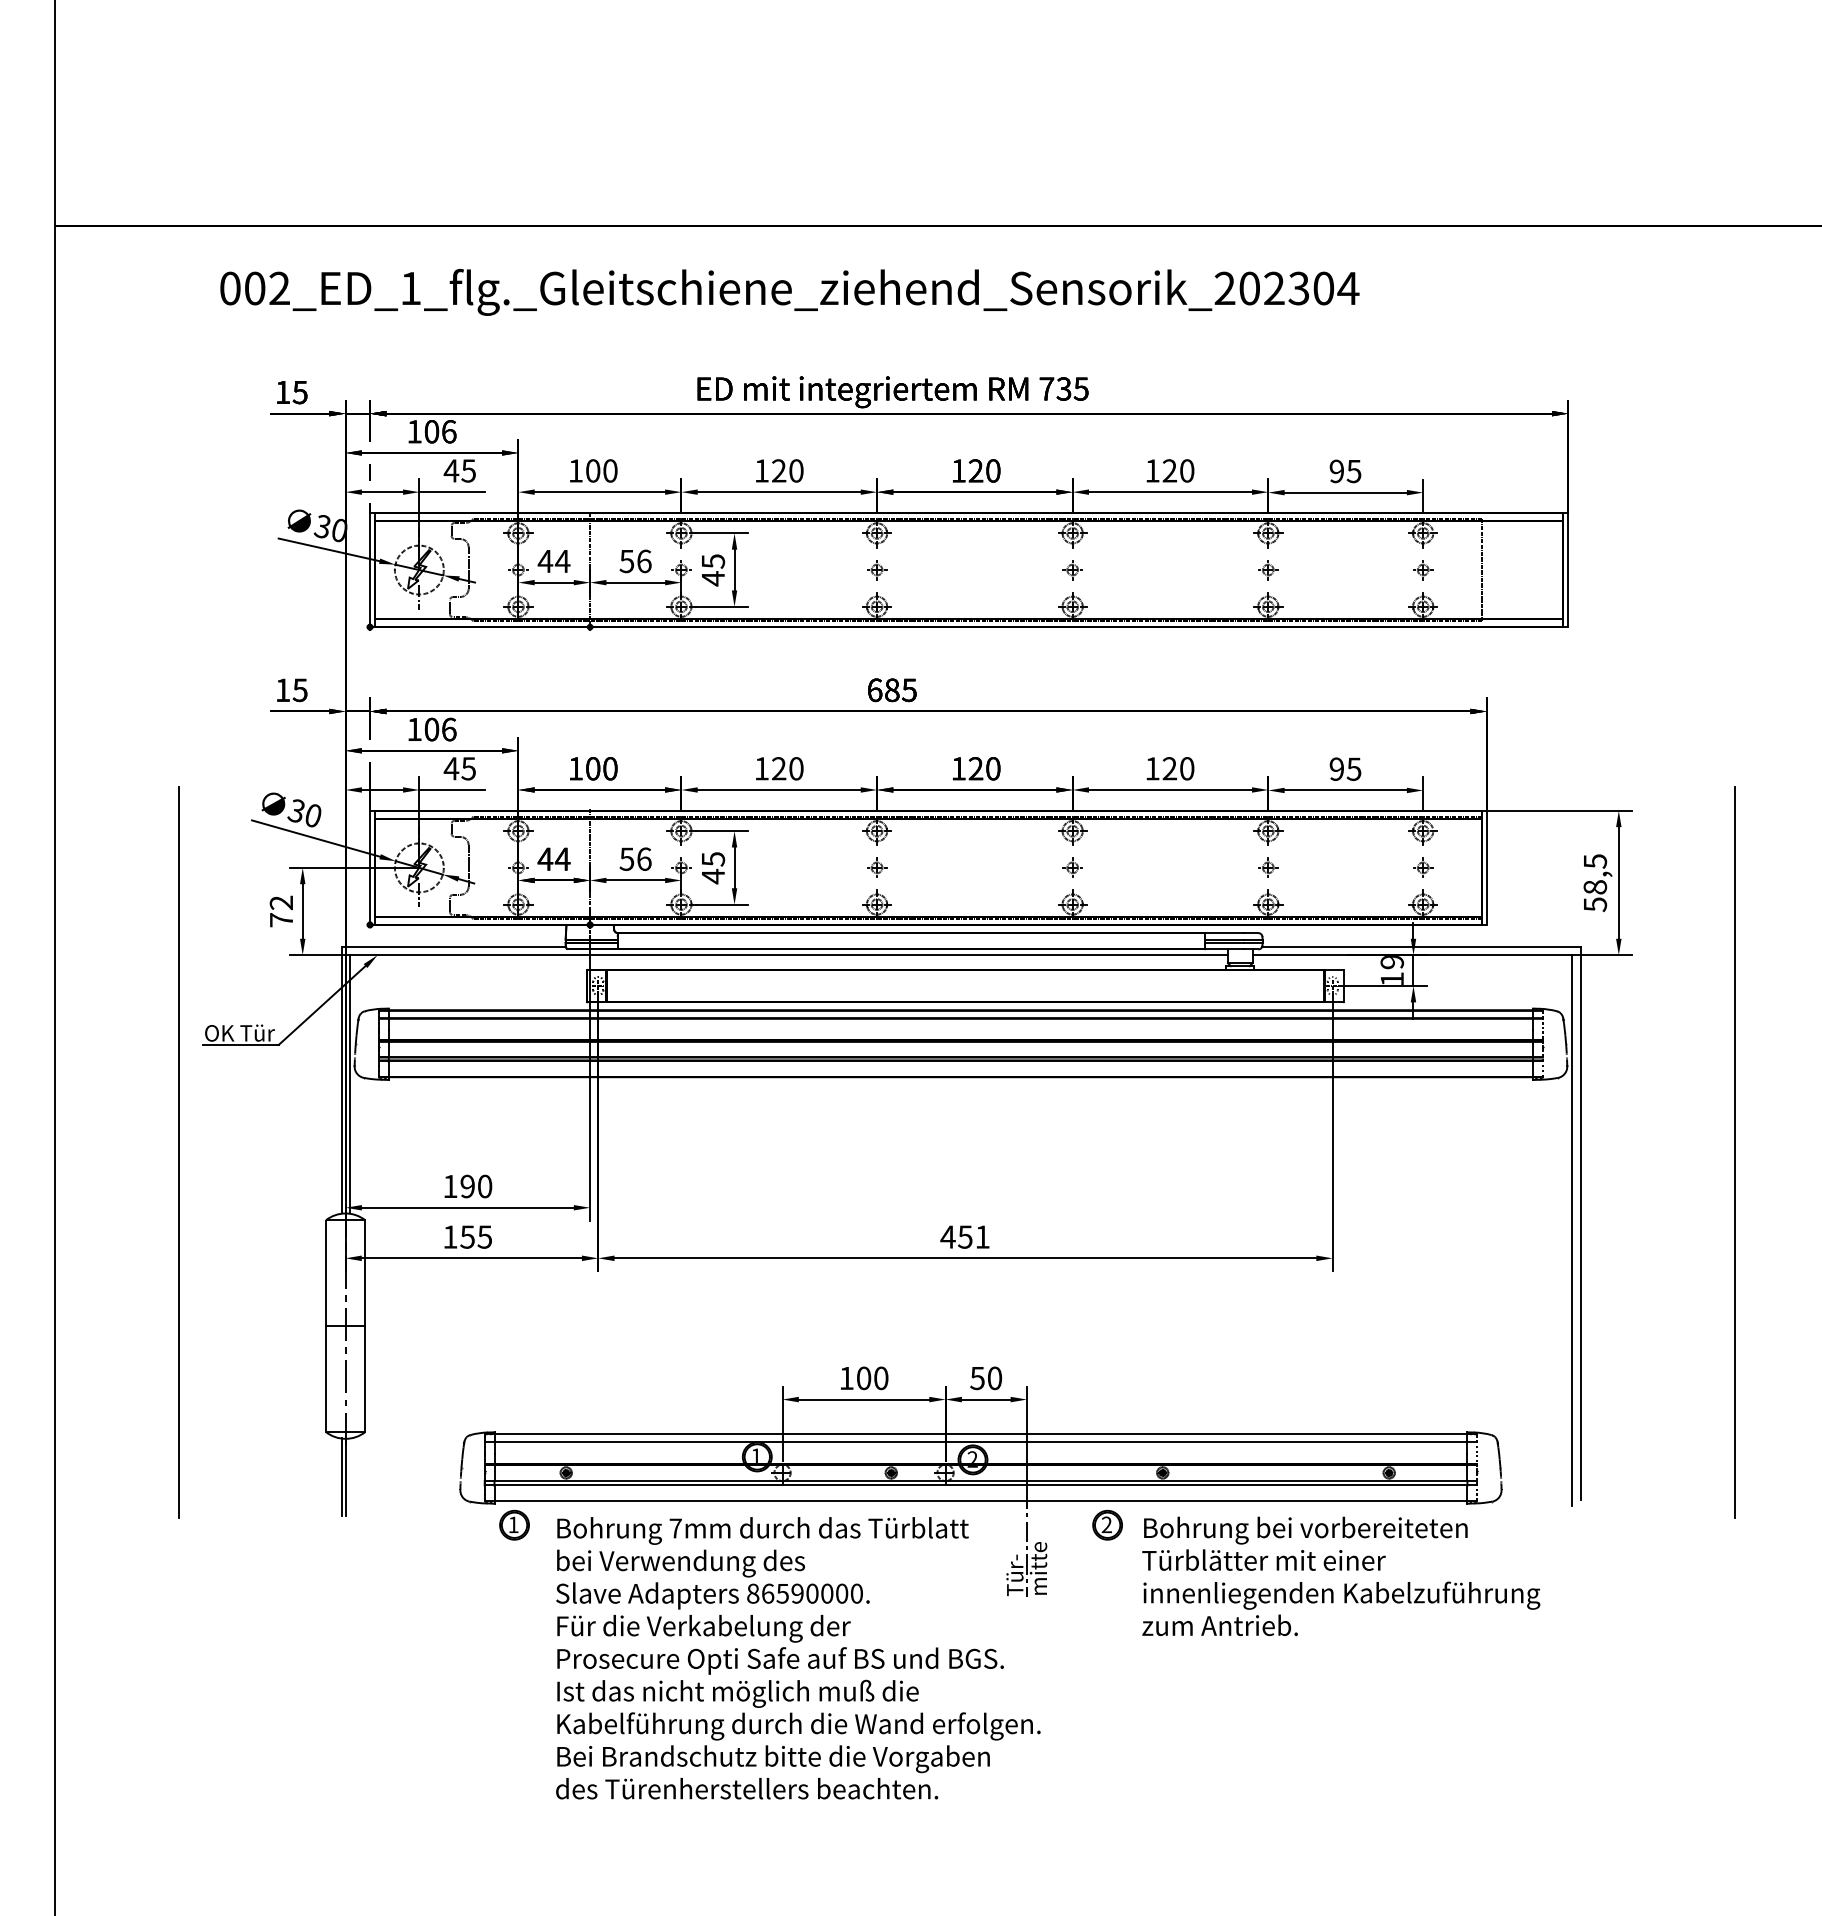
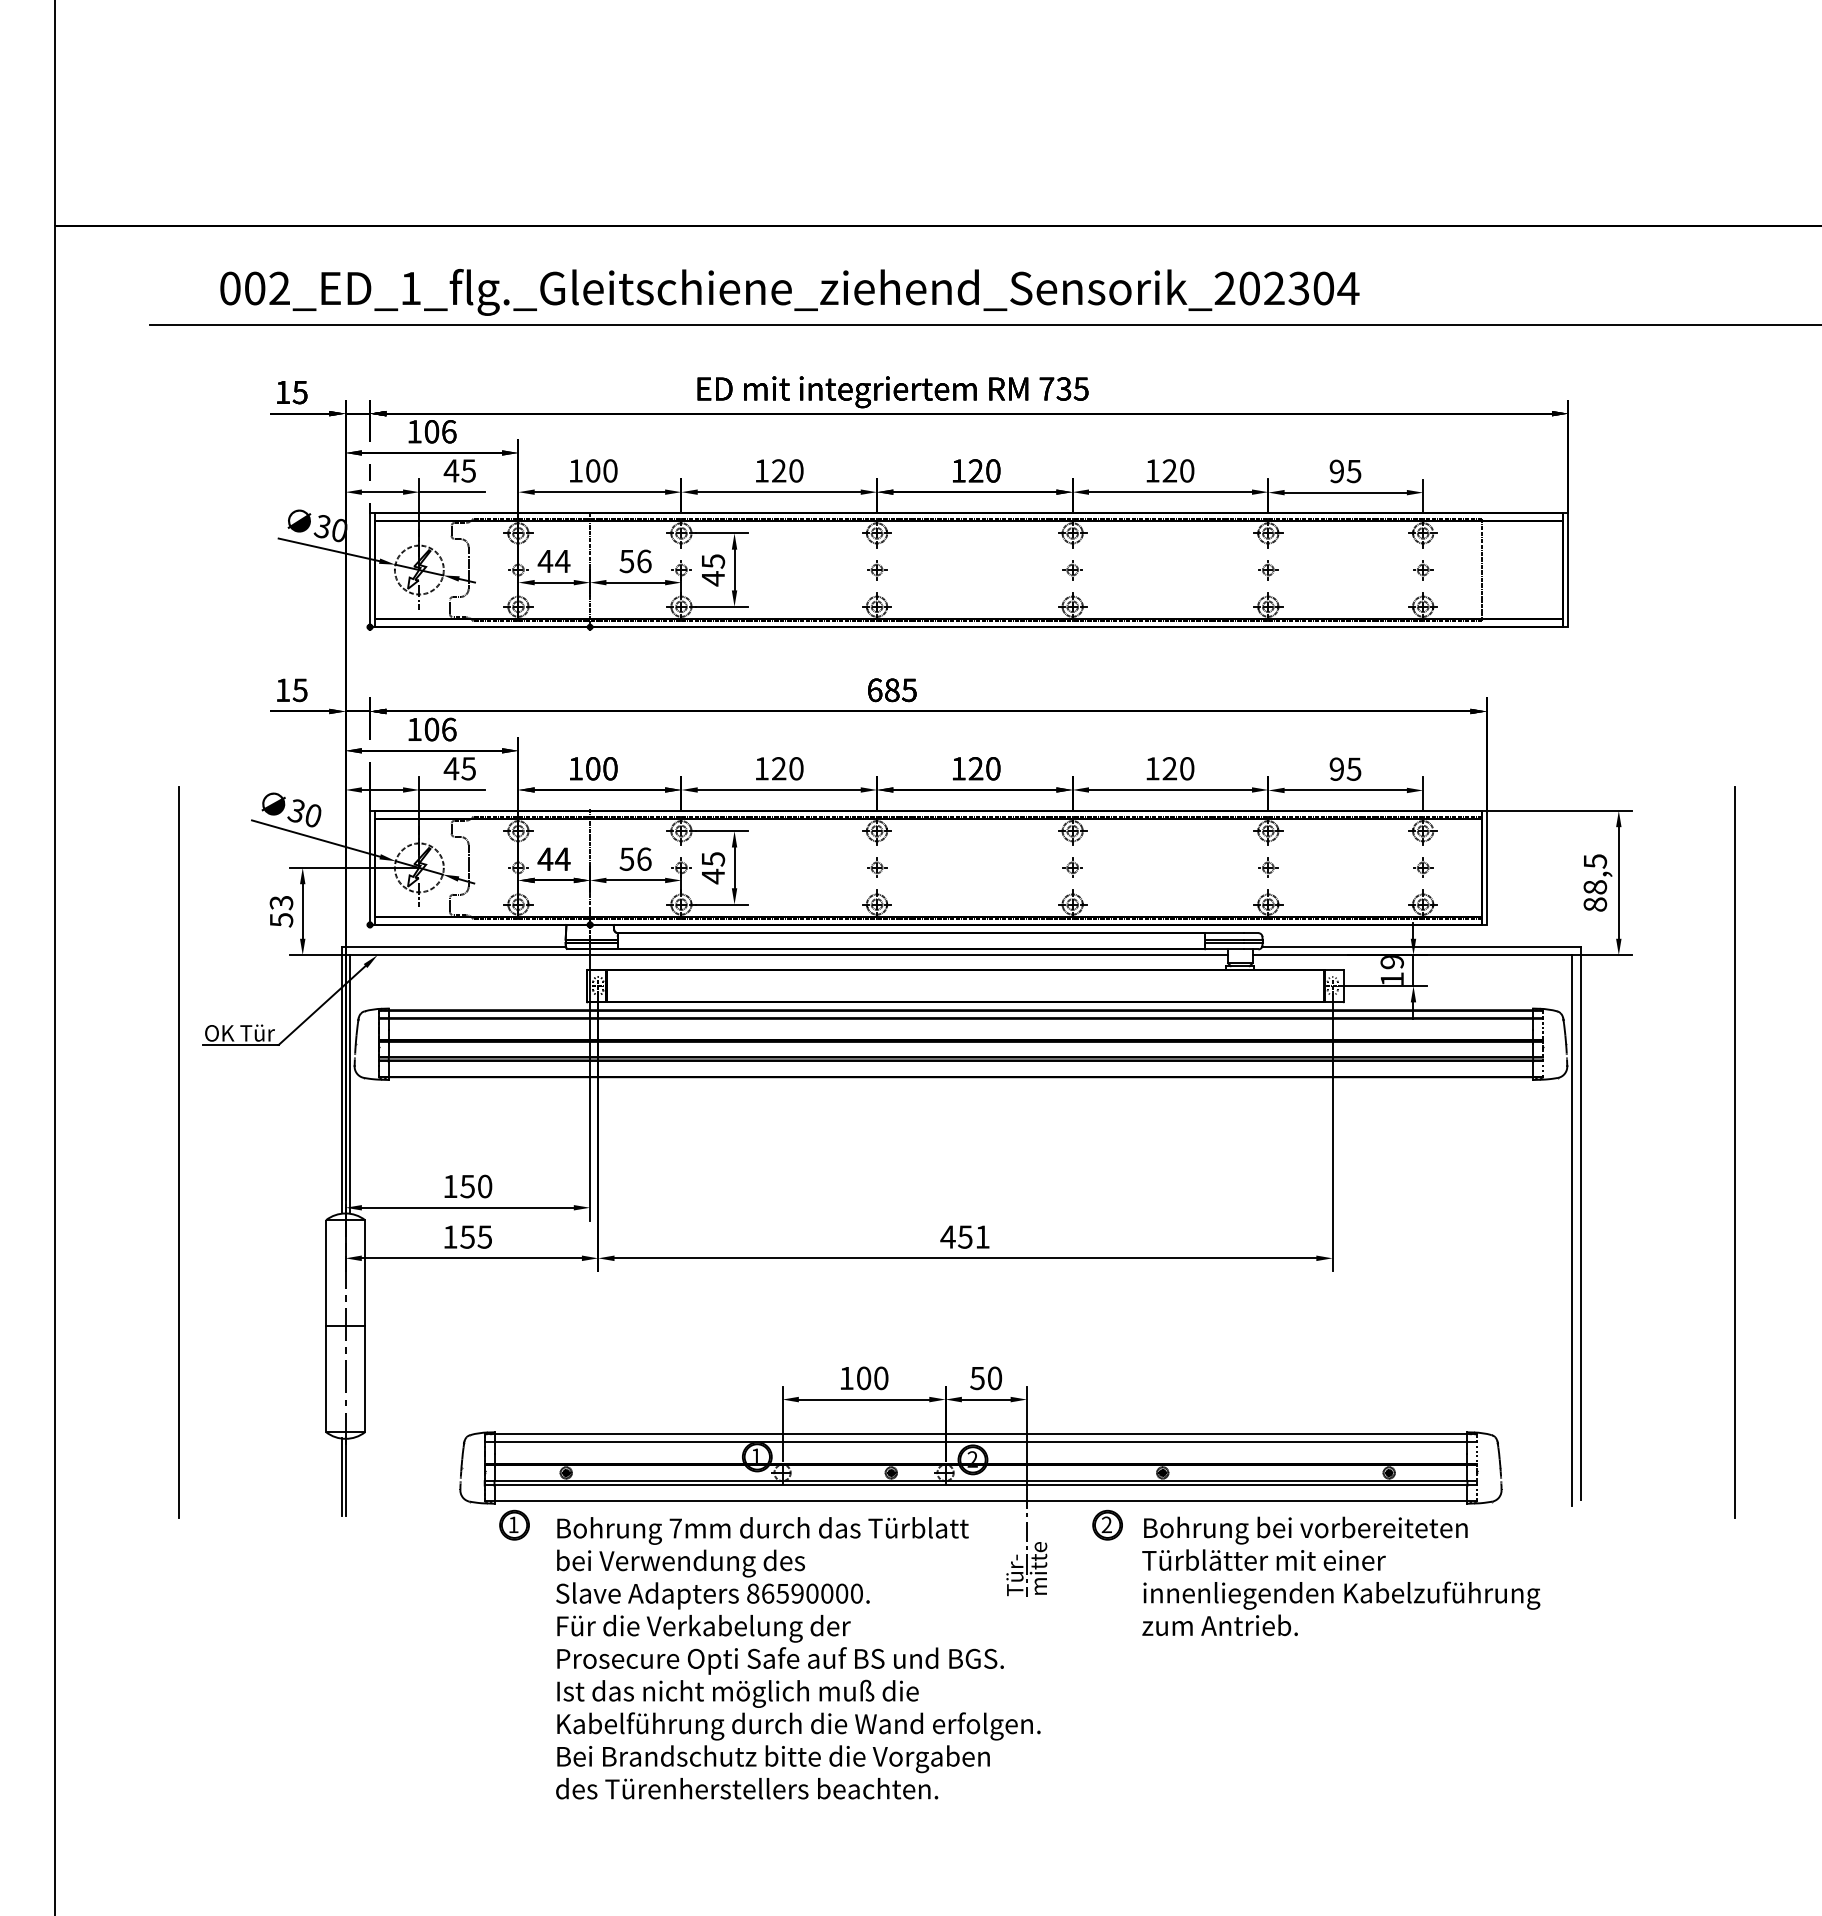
line: none -> present (984, 324)
text: 58,5 -> 88,5 (1594, 904)
text: 72 -> 53 (281, 911)
text: 190 -> 150 (467, 1186)
